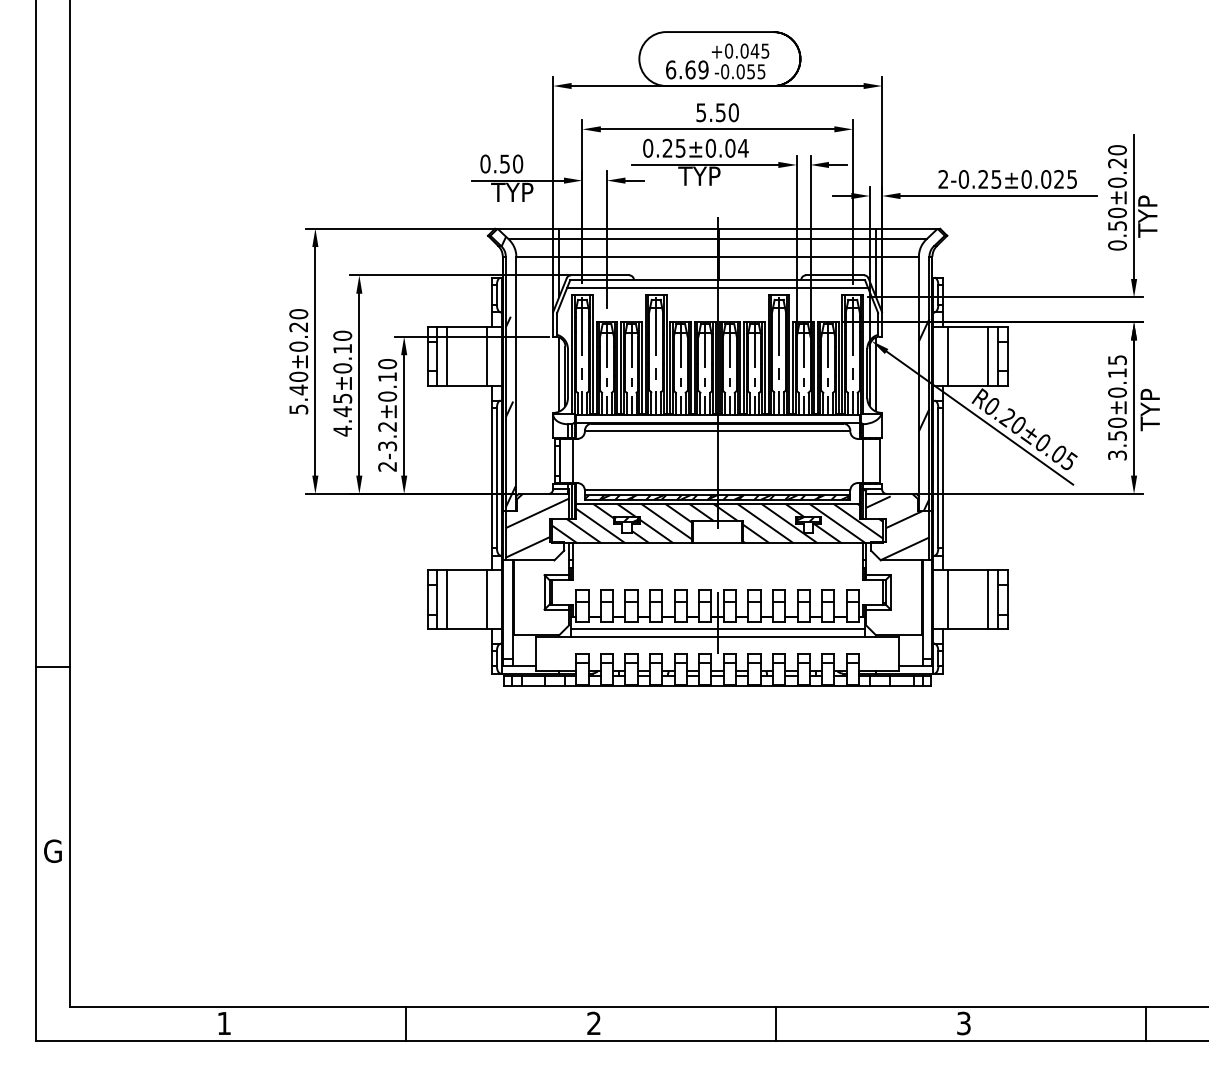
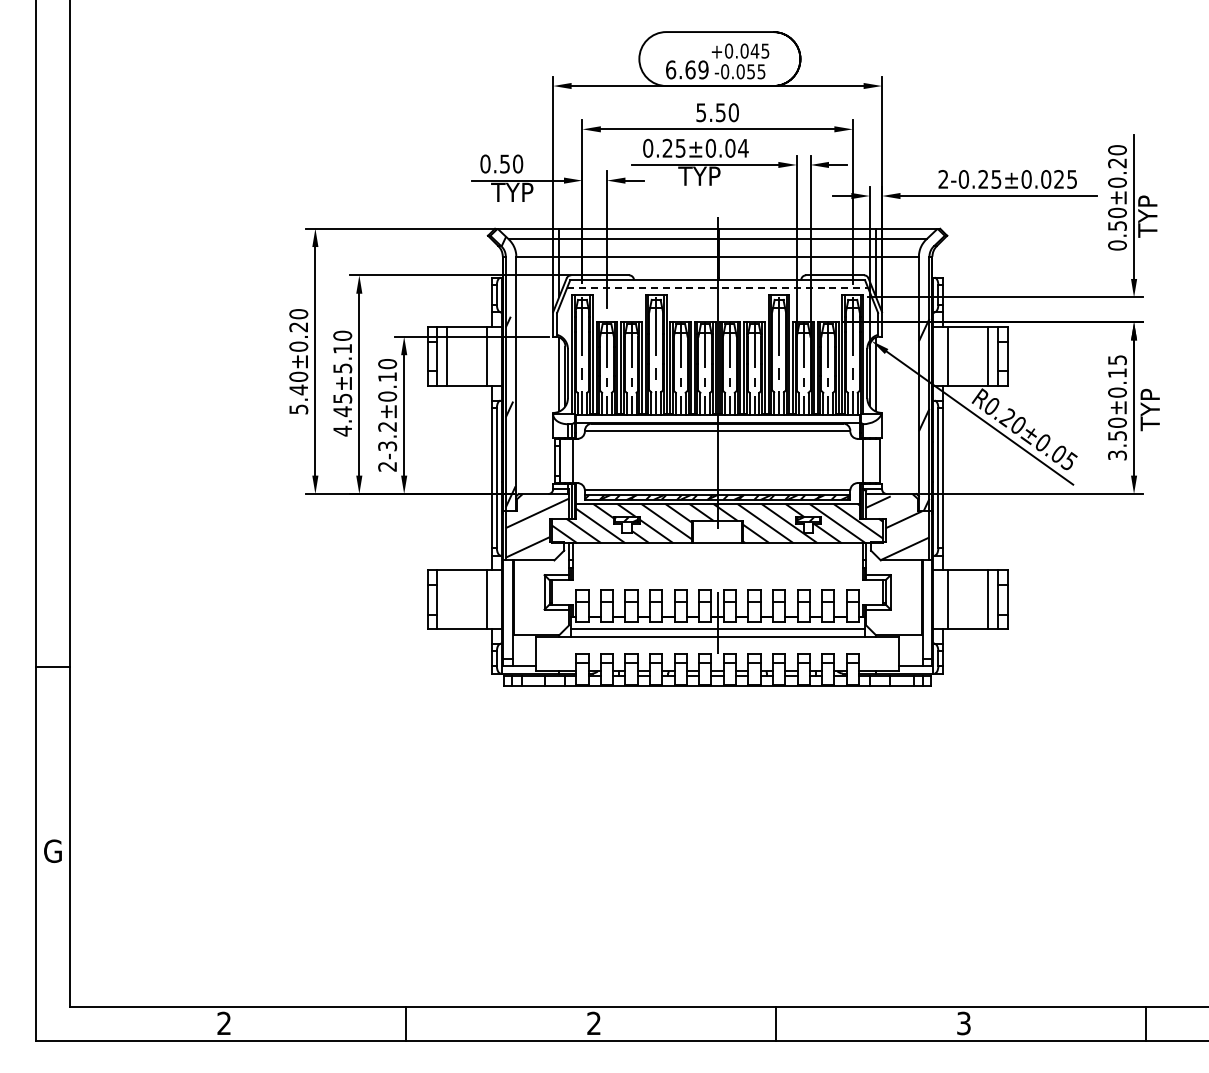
line: solid -> dashed (718, 287)
text: 4.45±0.10 -> 4.45±5.10 (342, 368)
line: present -> none (447, 599)
text: 1 -> 2 (223, 1022)
